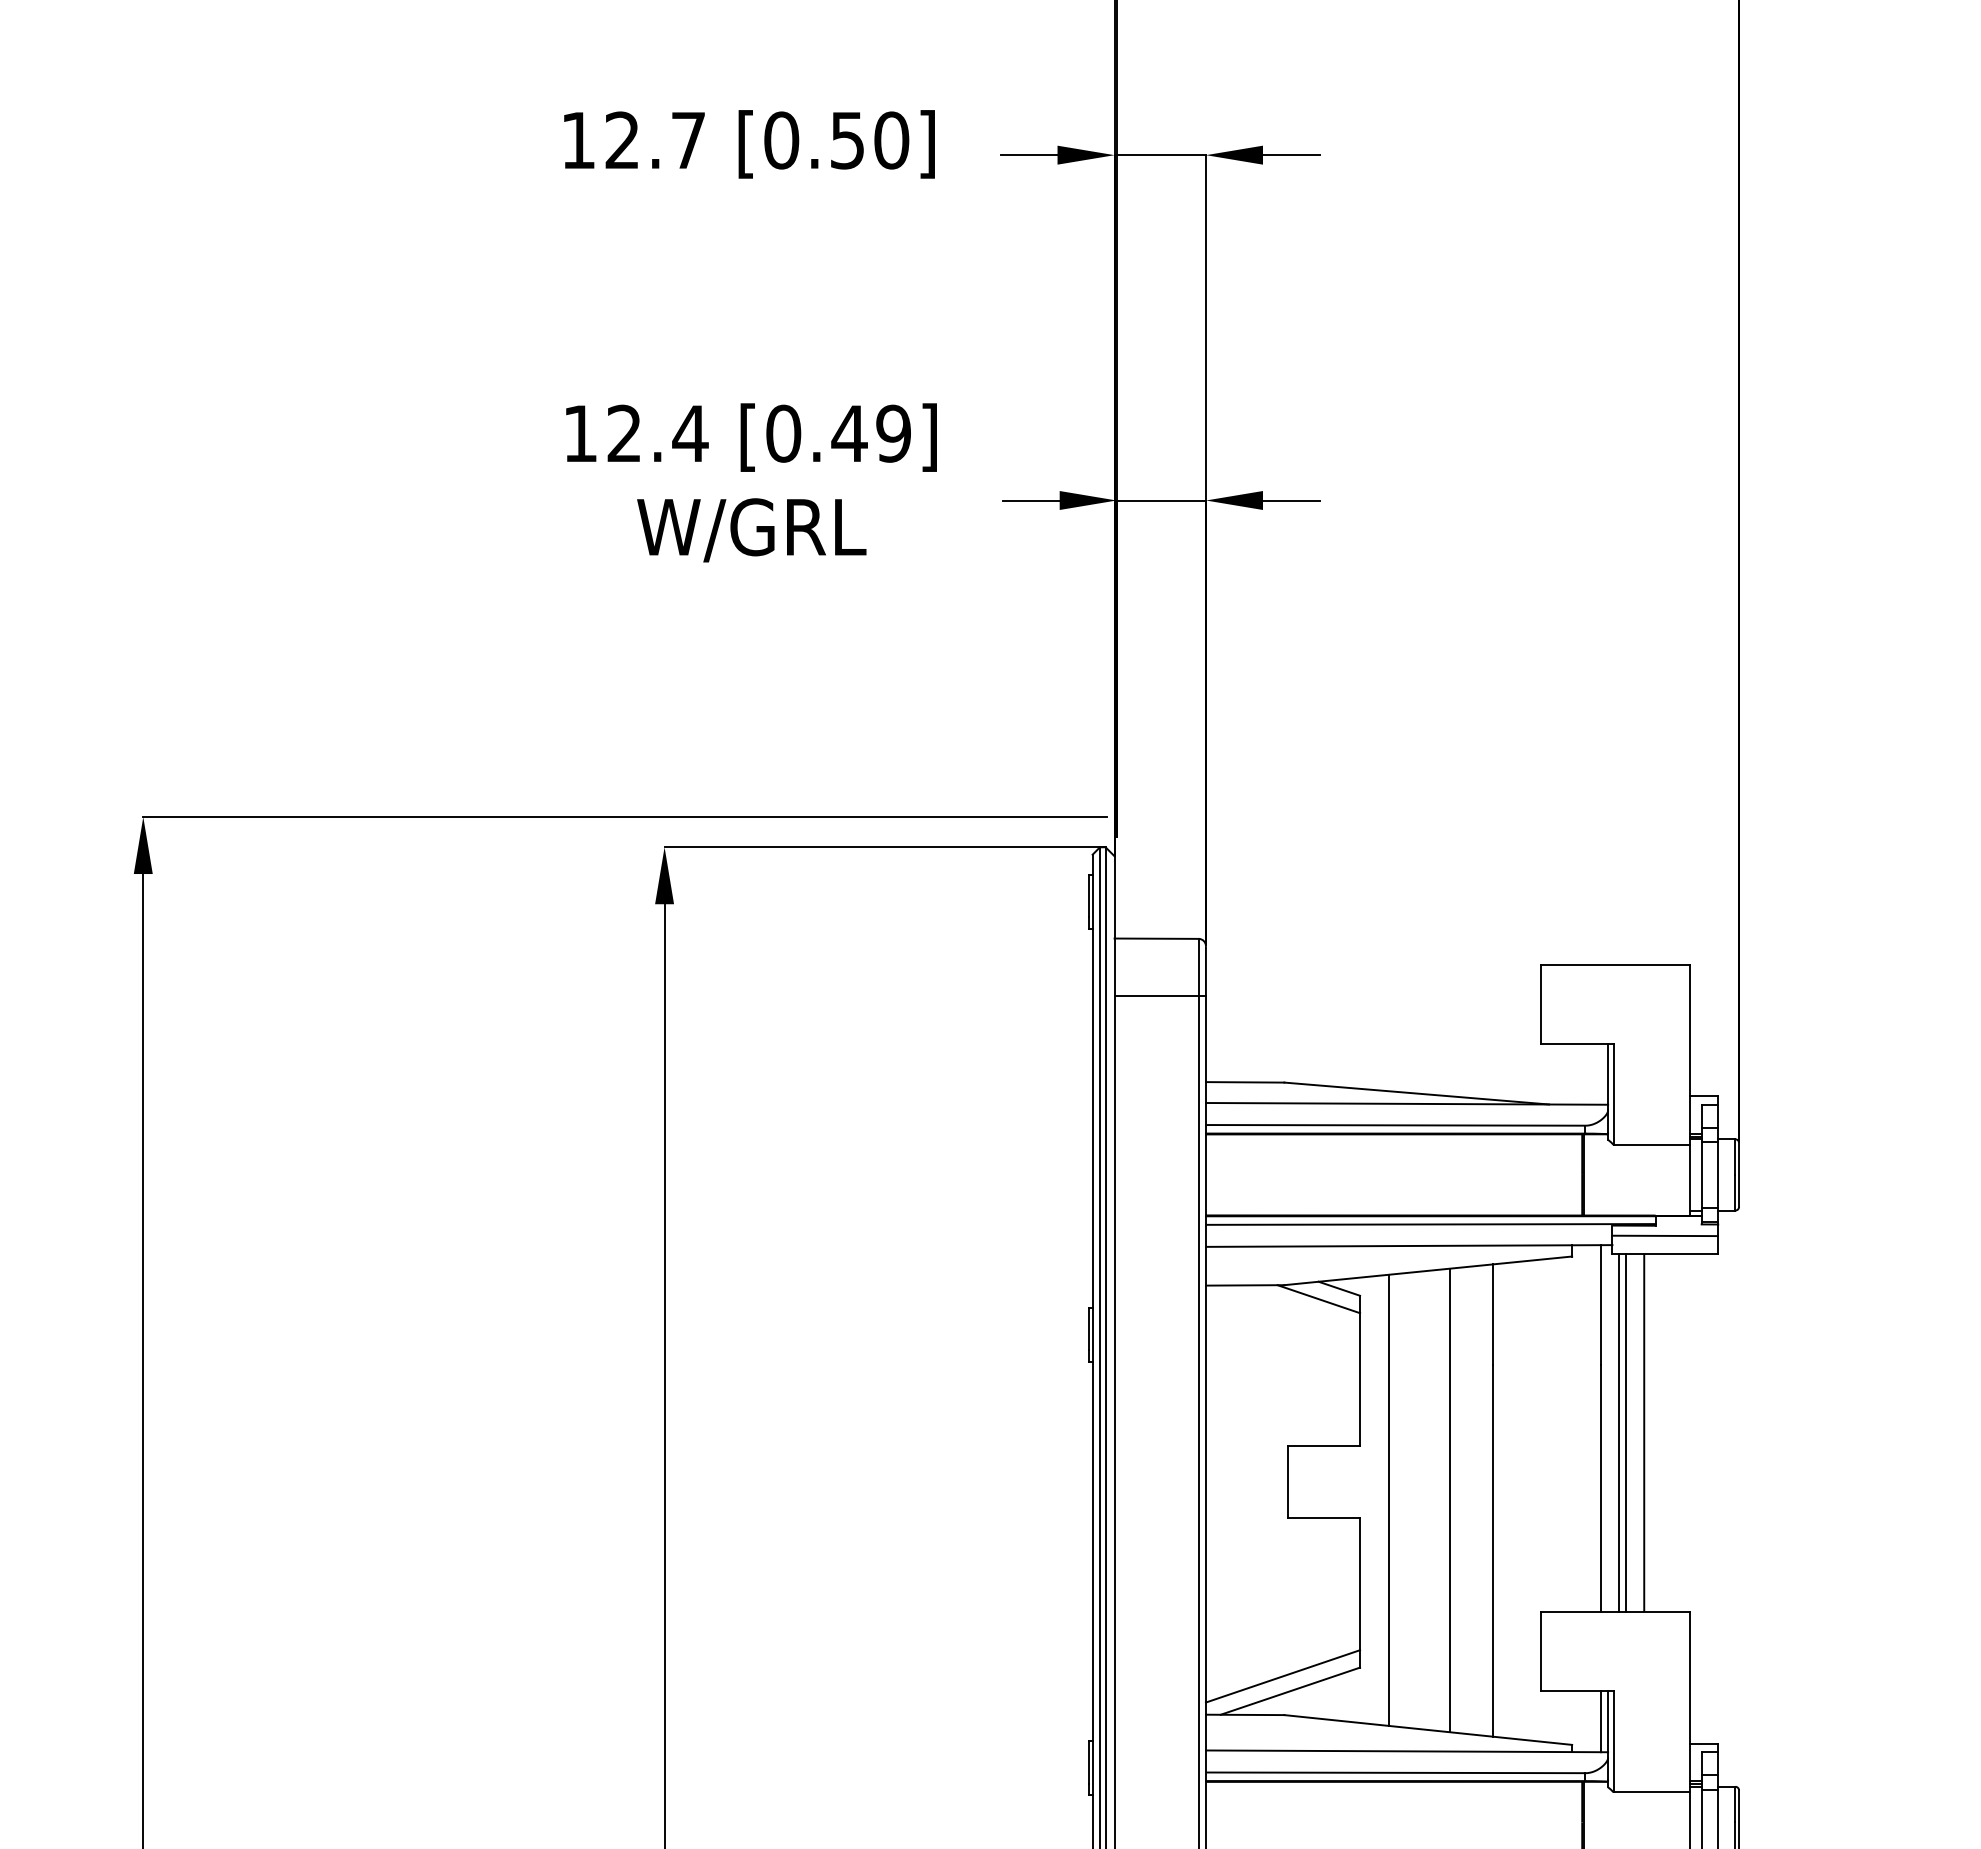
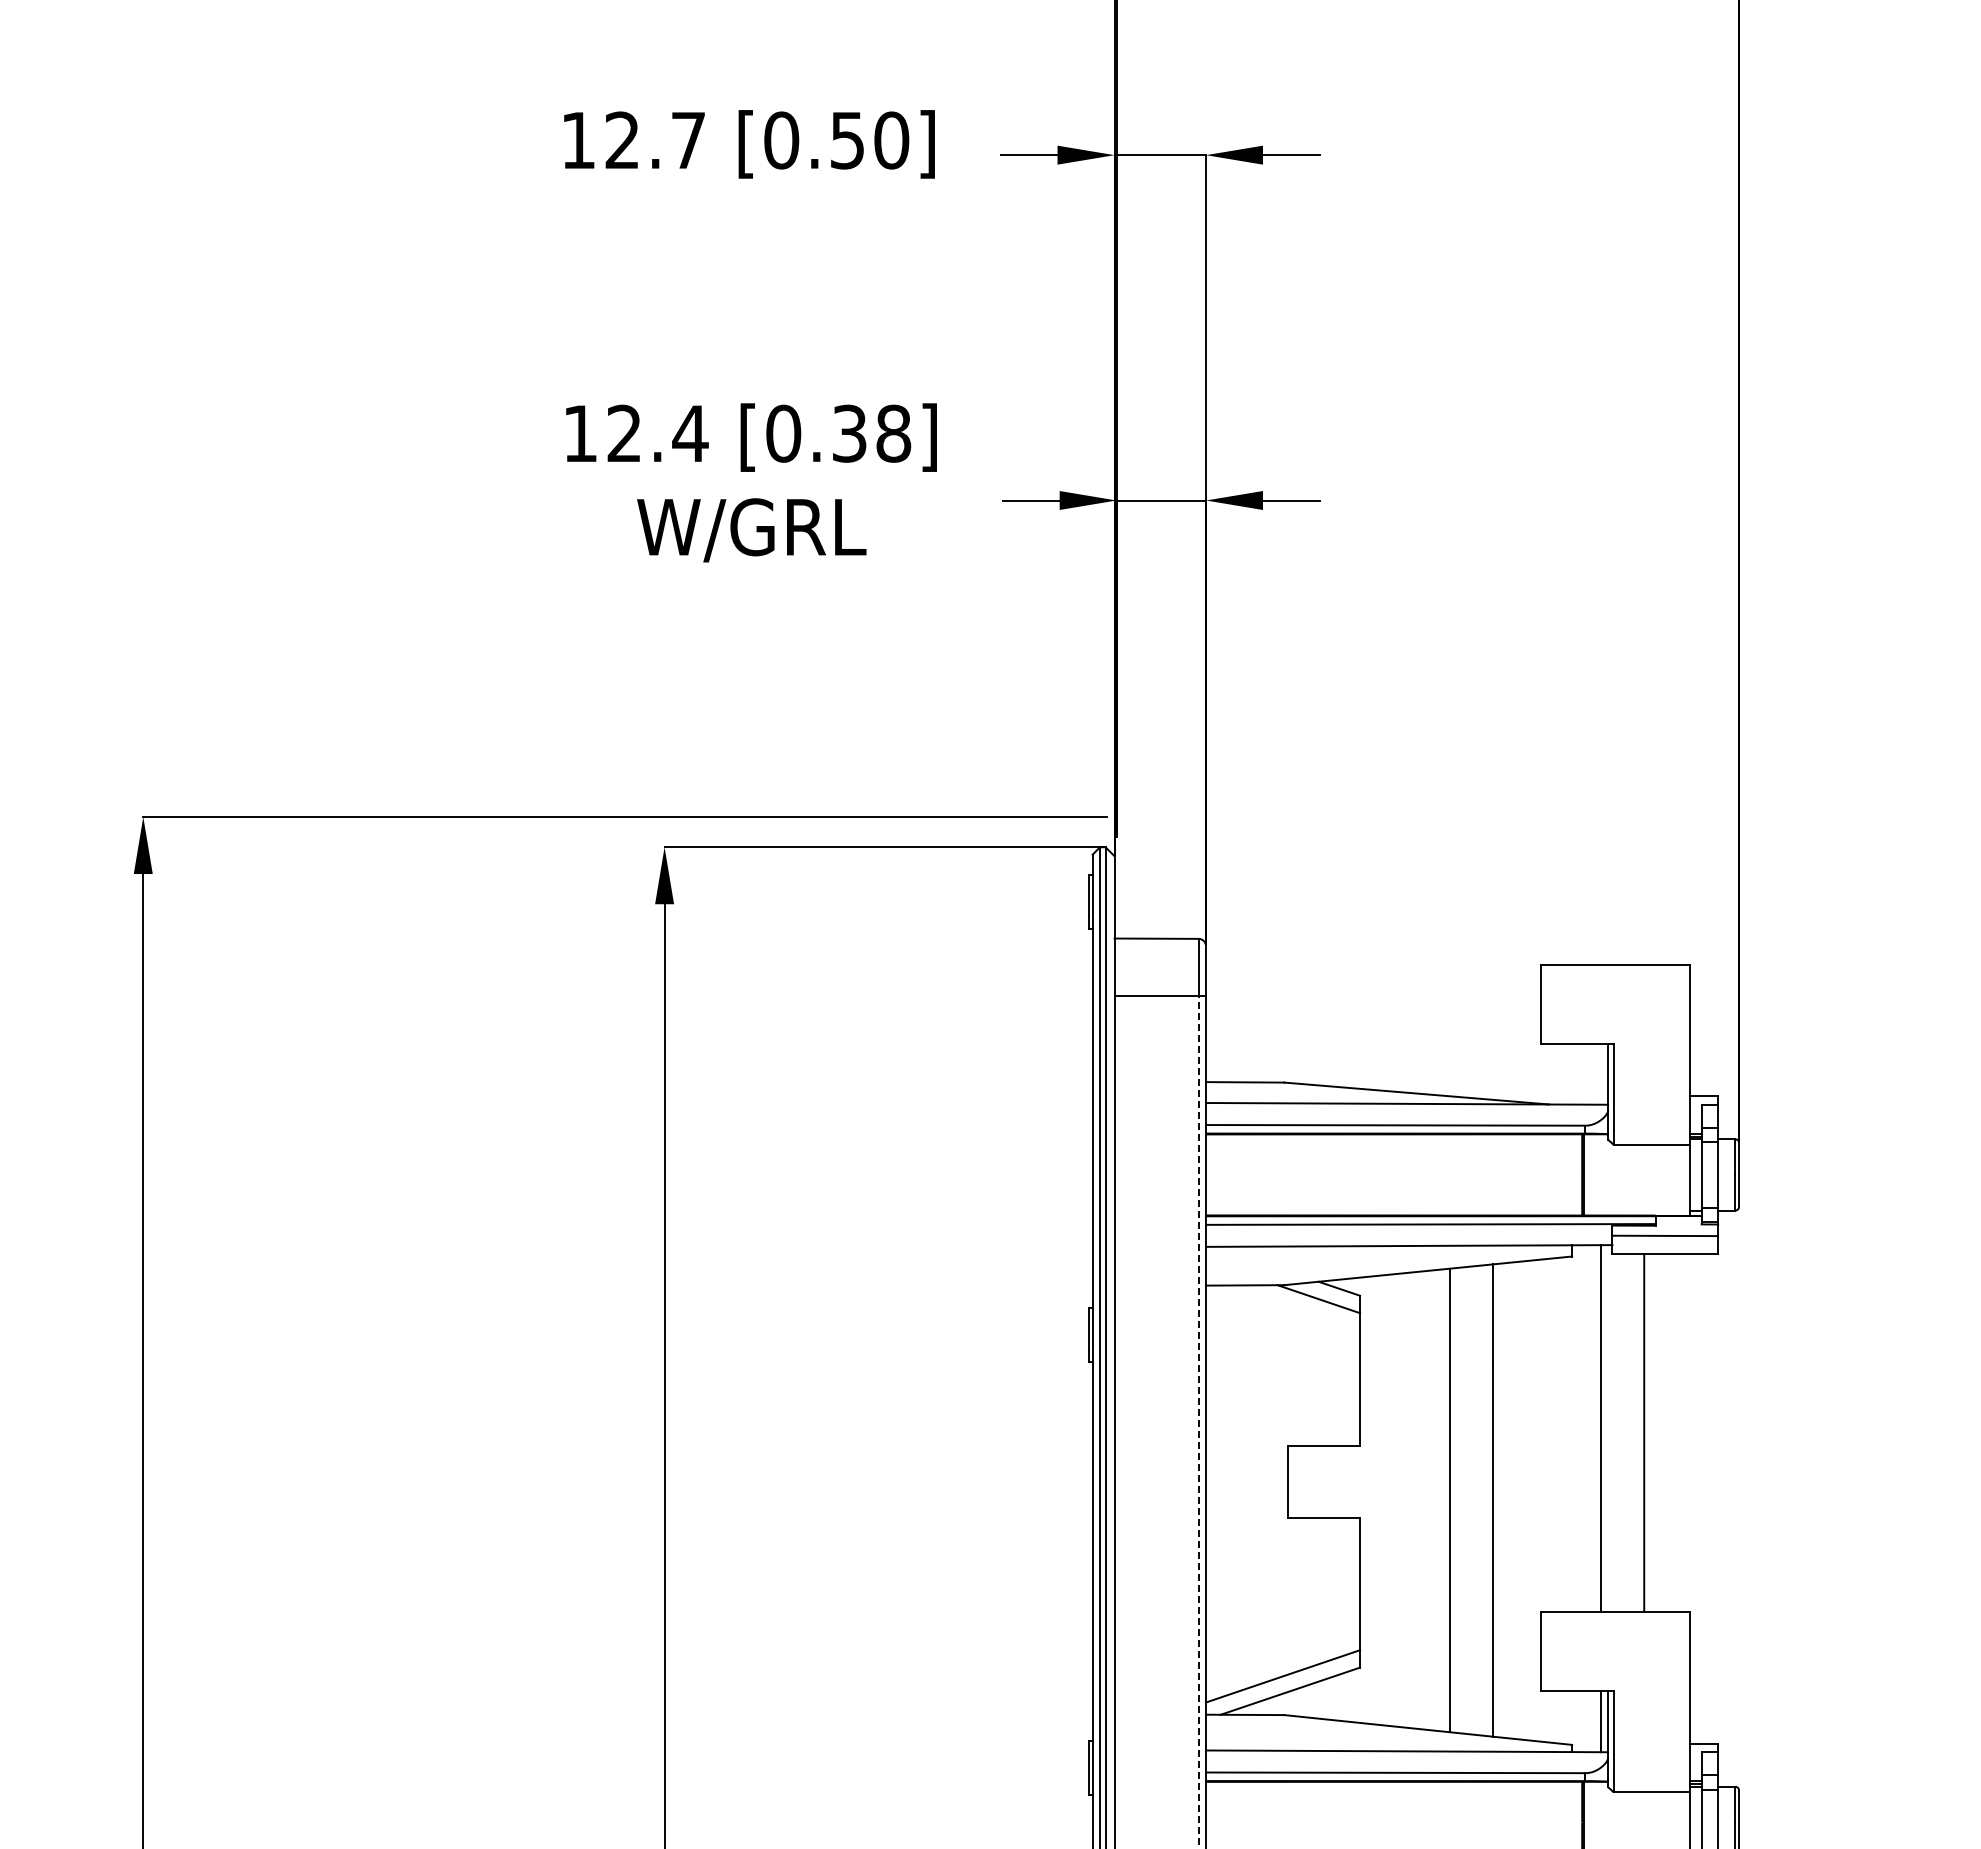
text: [0.49] -> [0.38] (871, 433)
line: solid -> dashed (1198, 1421)
line: present -> none (1619, 1432)
line: present -> none (1626, 1432)
line: present -> none (1388, 1499)
